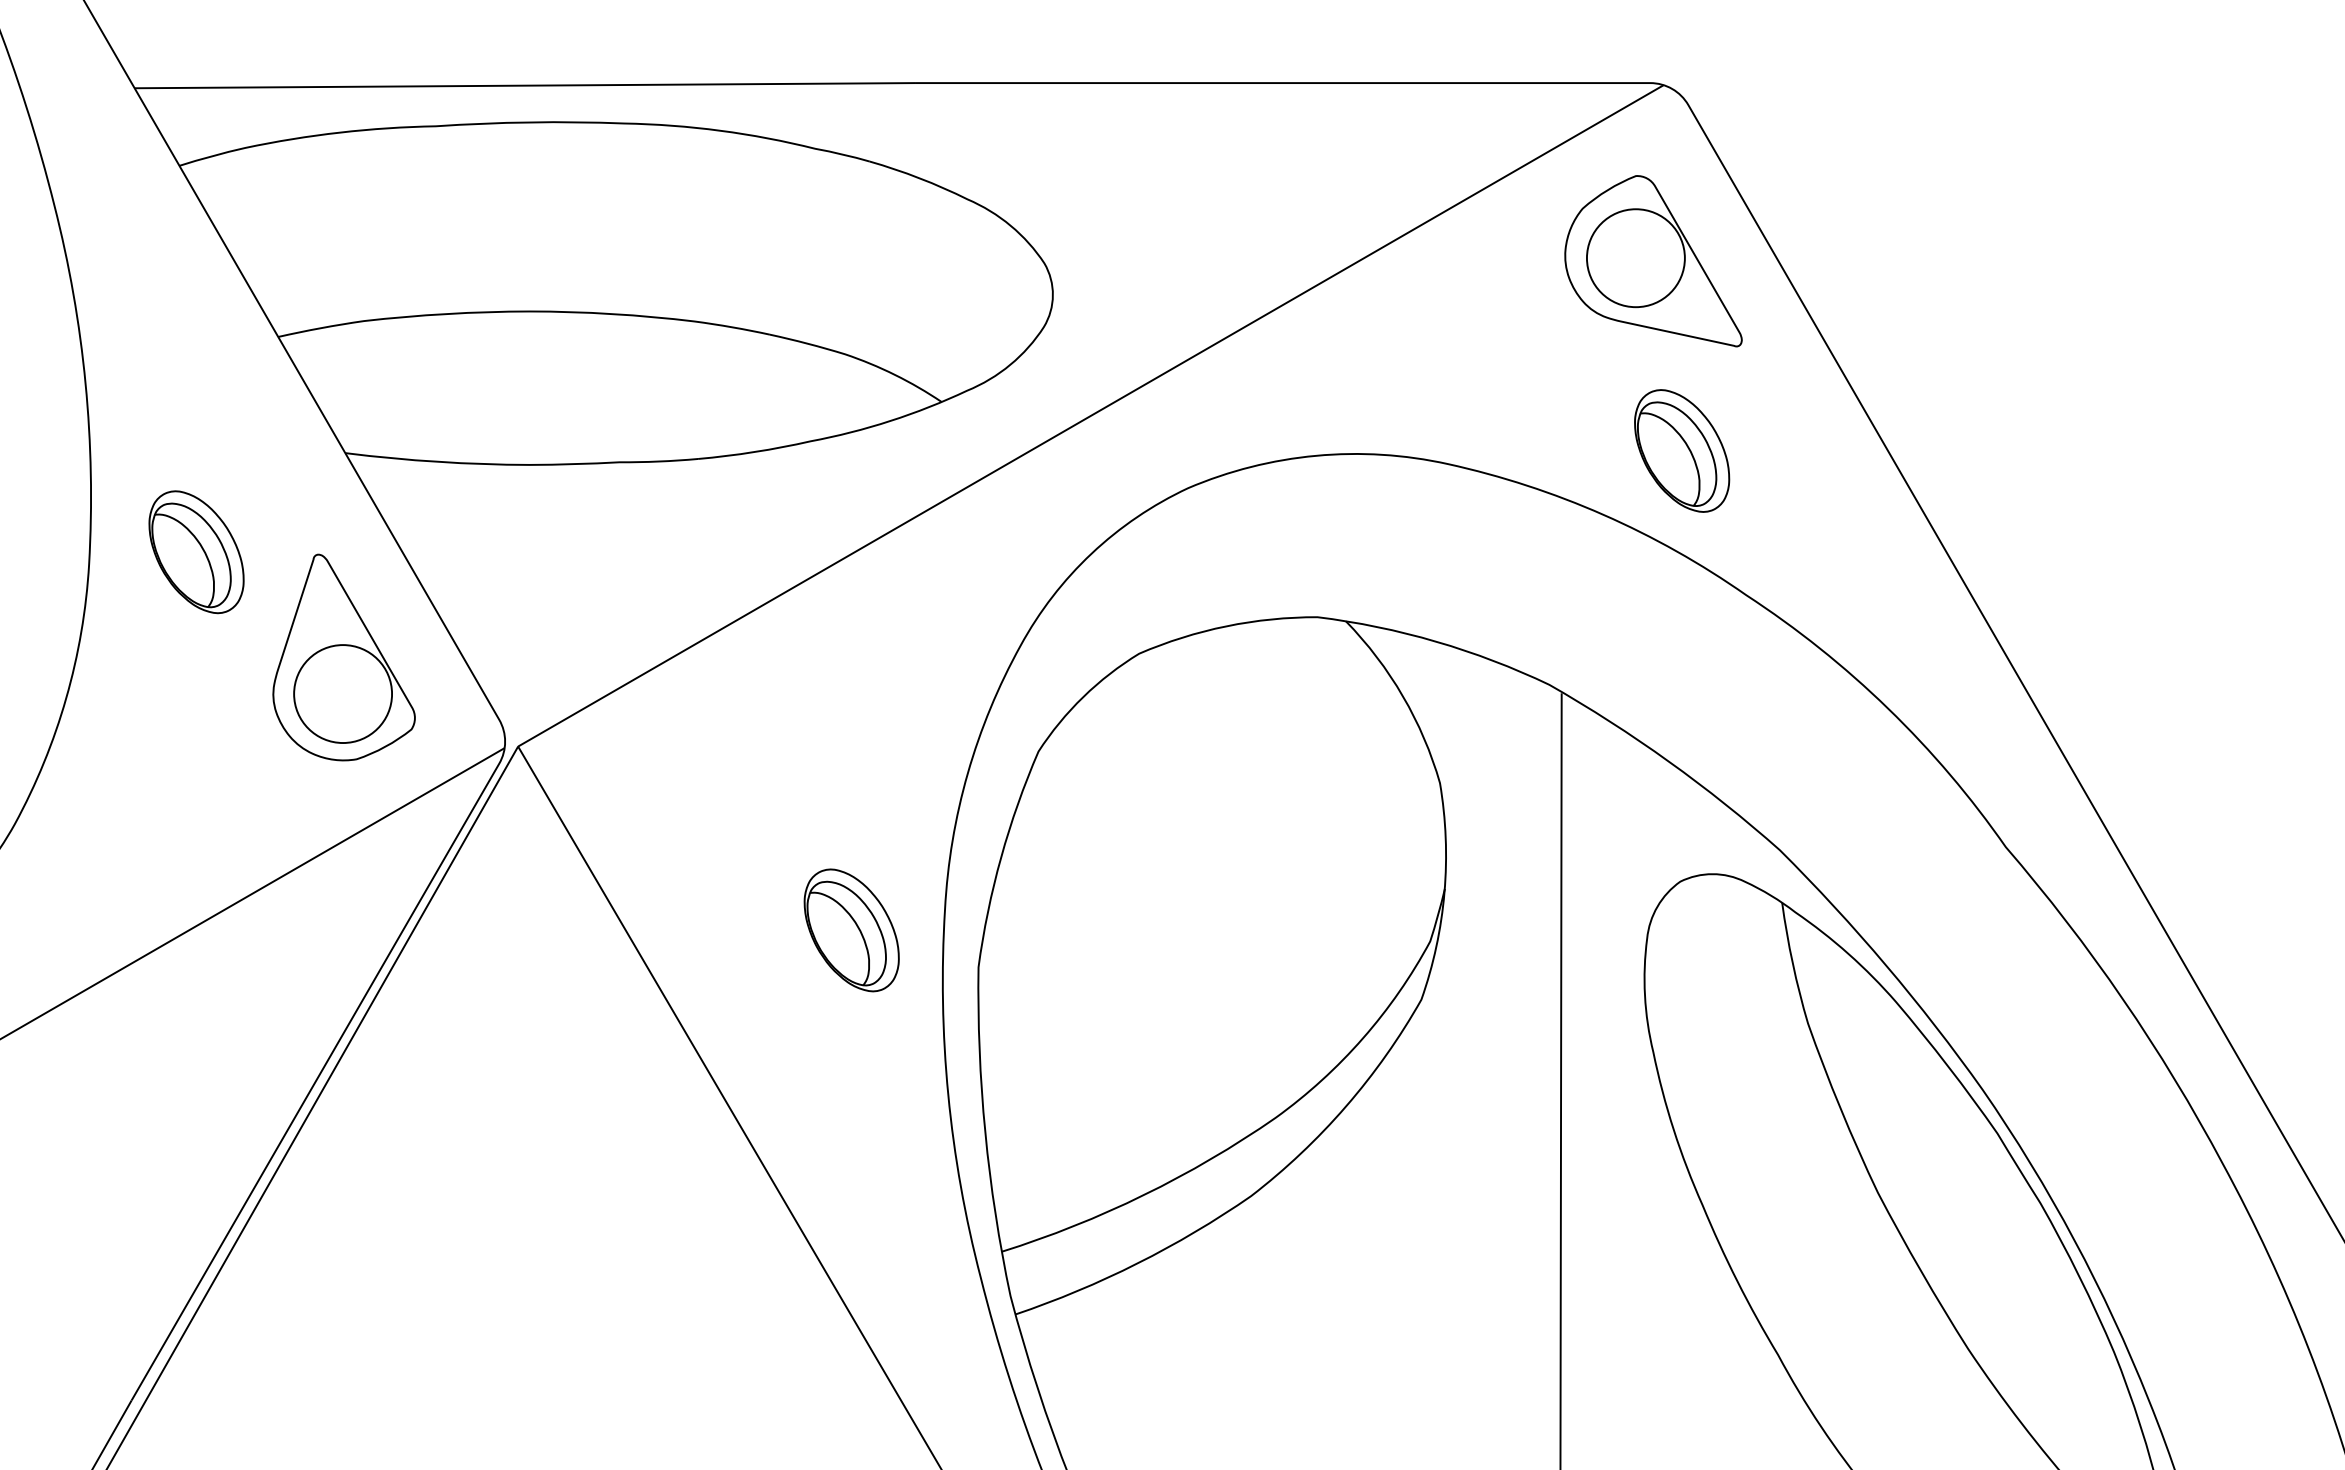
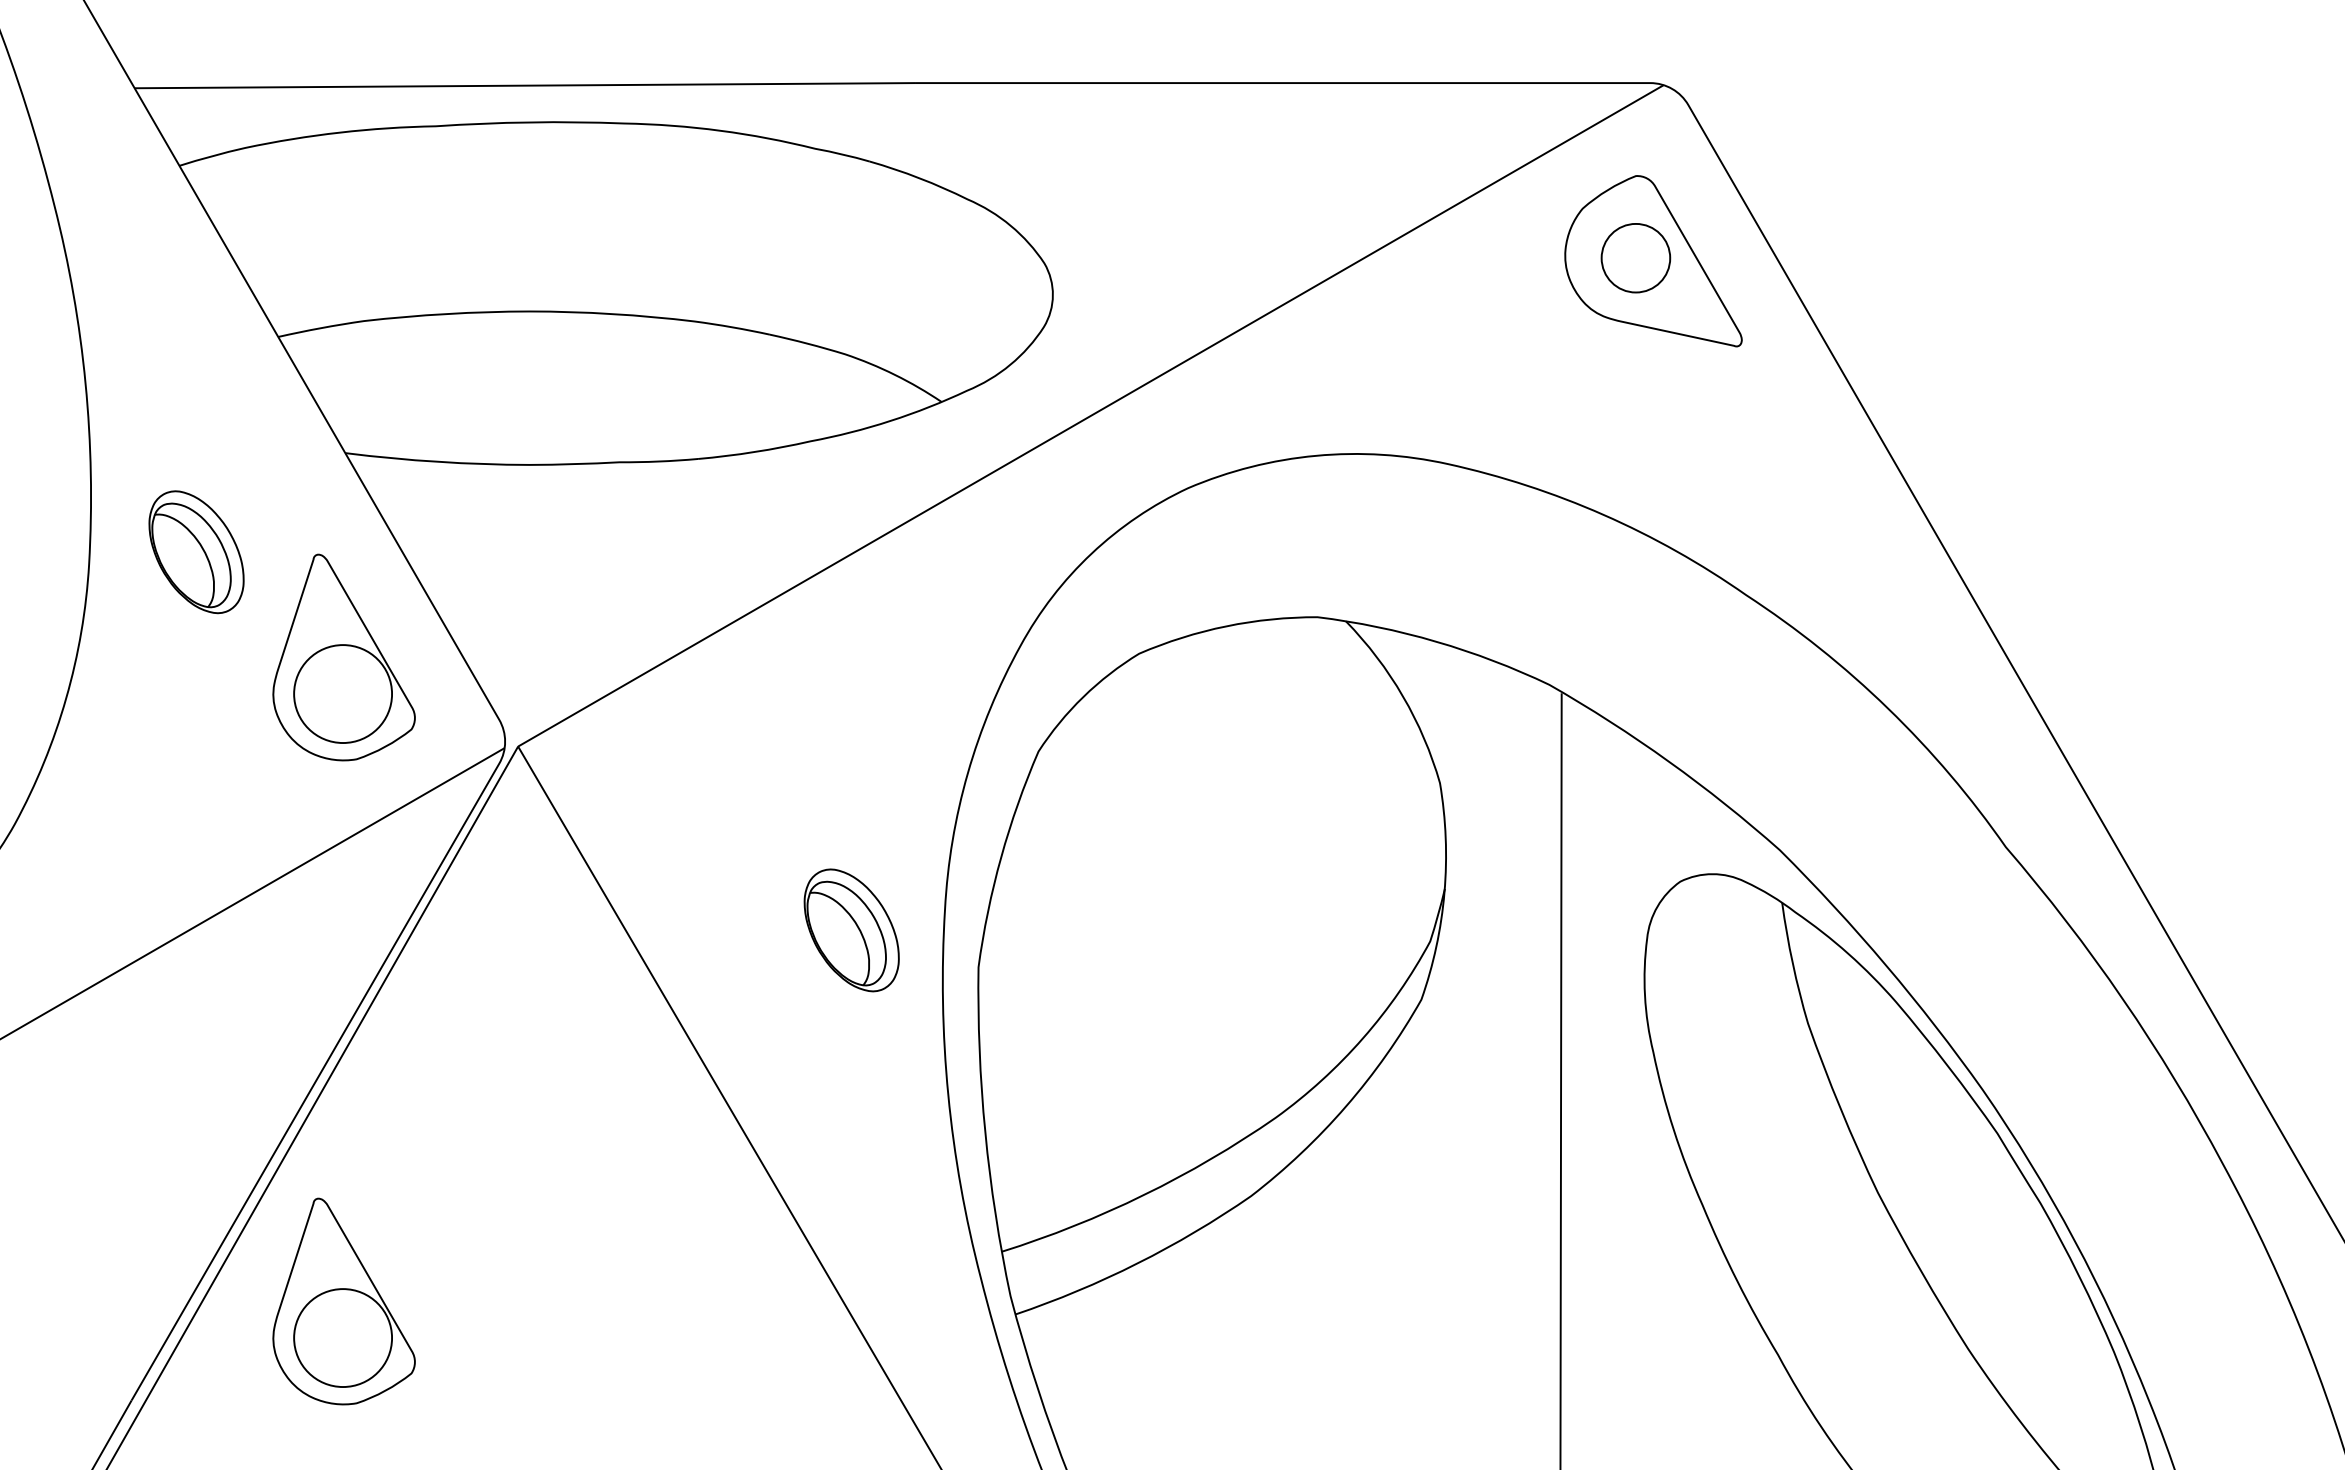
circle diameter: 98 px -> 69 px (1635, 257)
part: present -> none (1682, 450)
part: none -> present (343, 1301)
